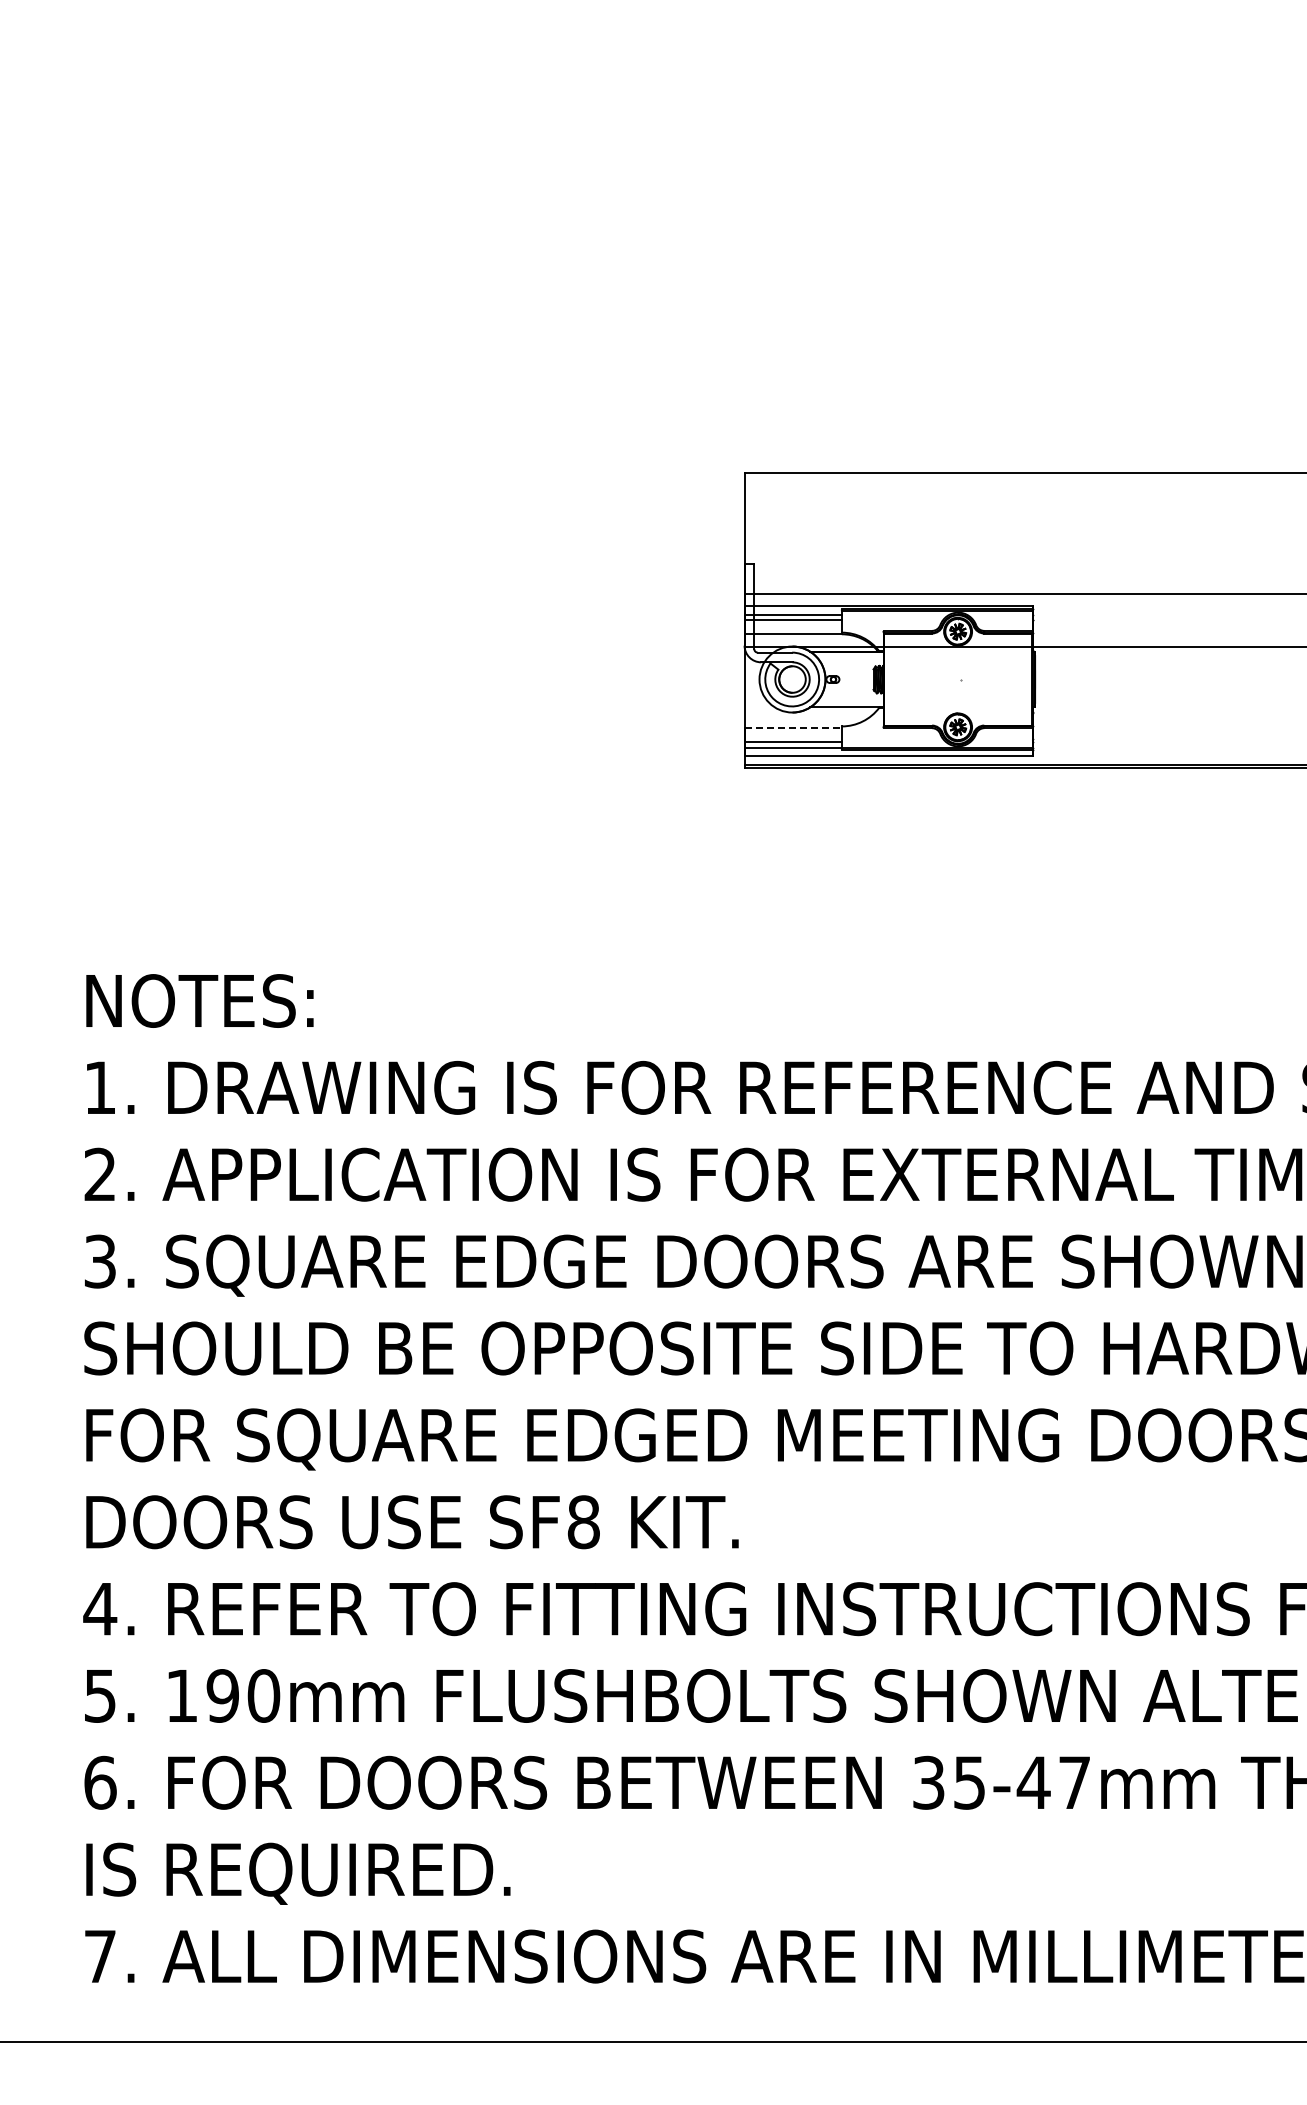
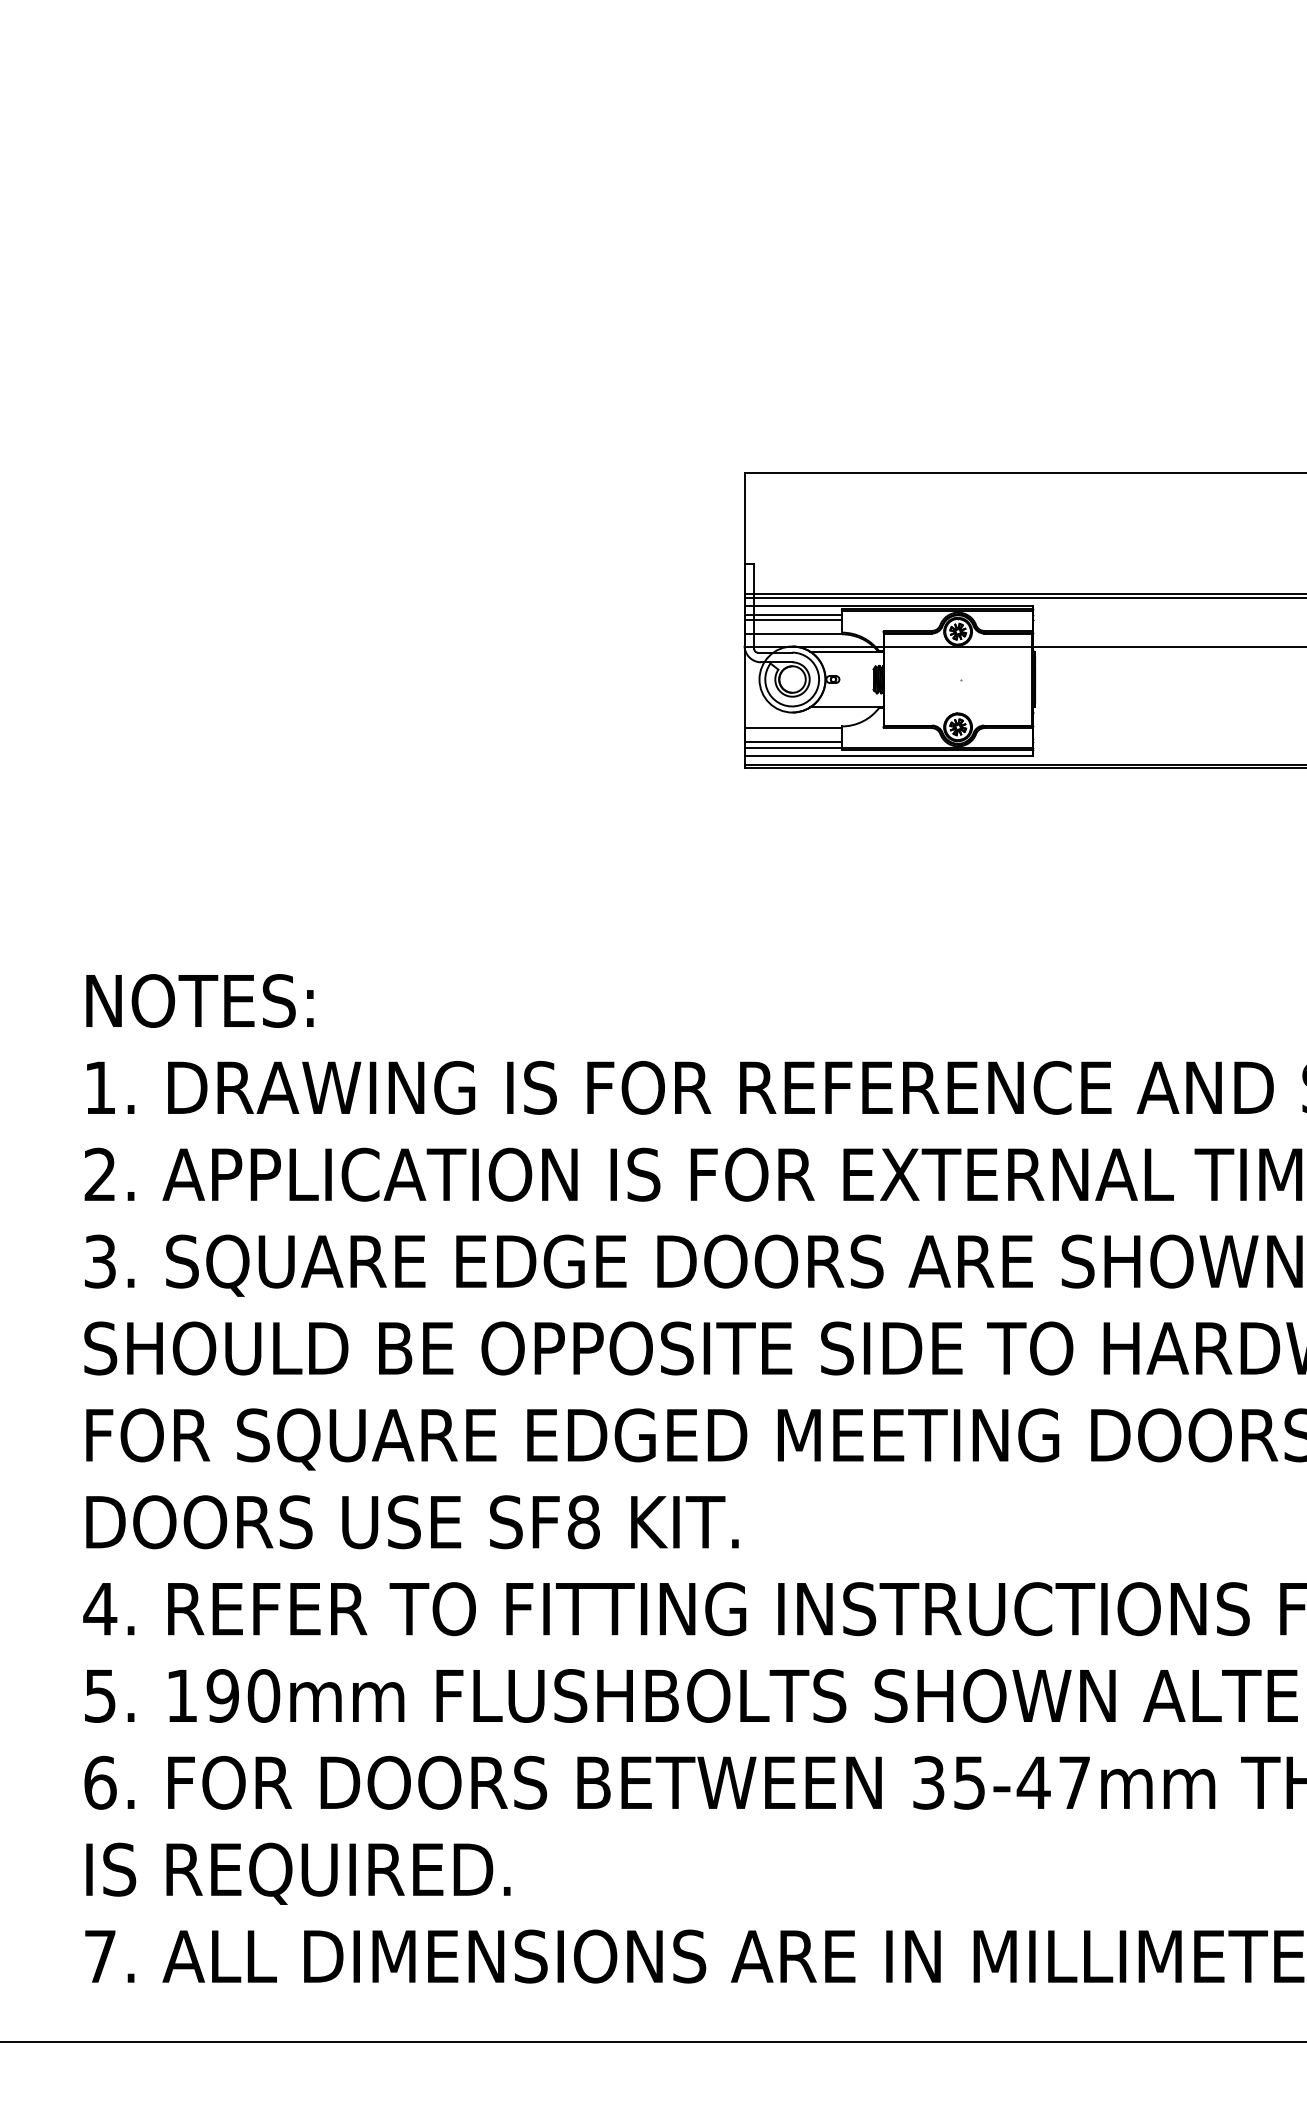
line: none -> present (1023, 597)
line: dashed -> solid (793, 728)
